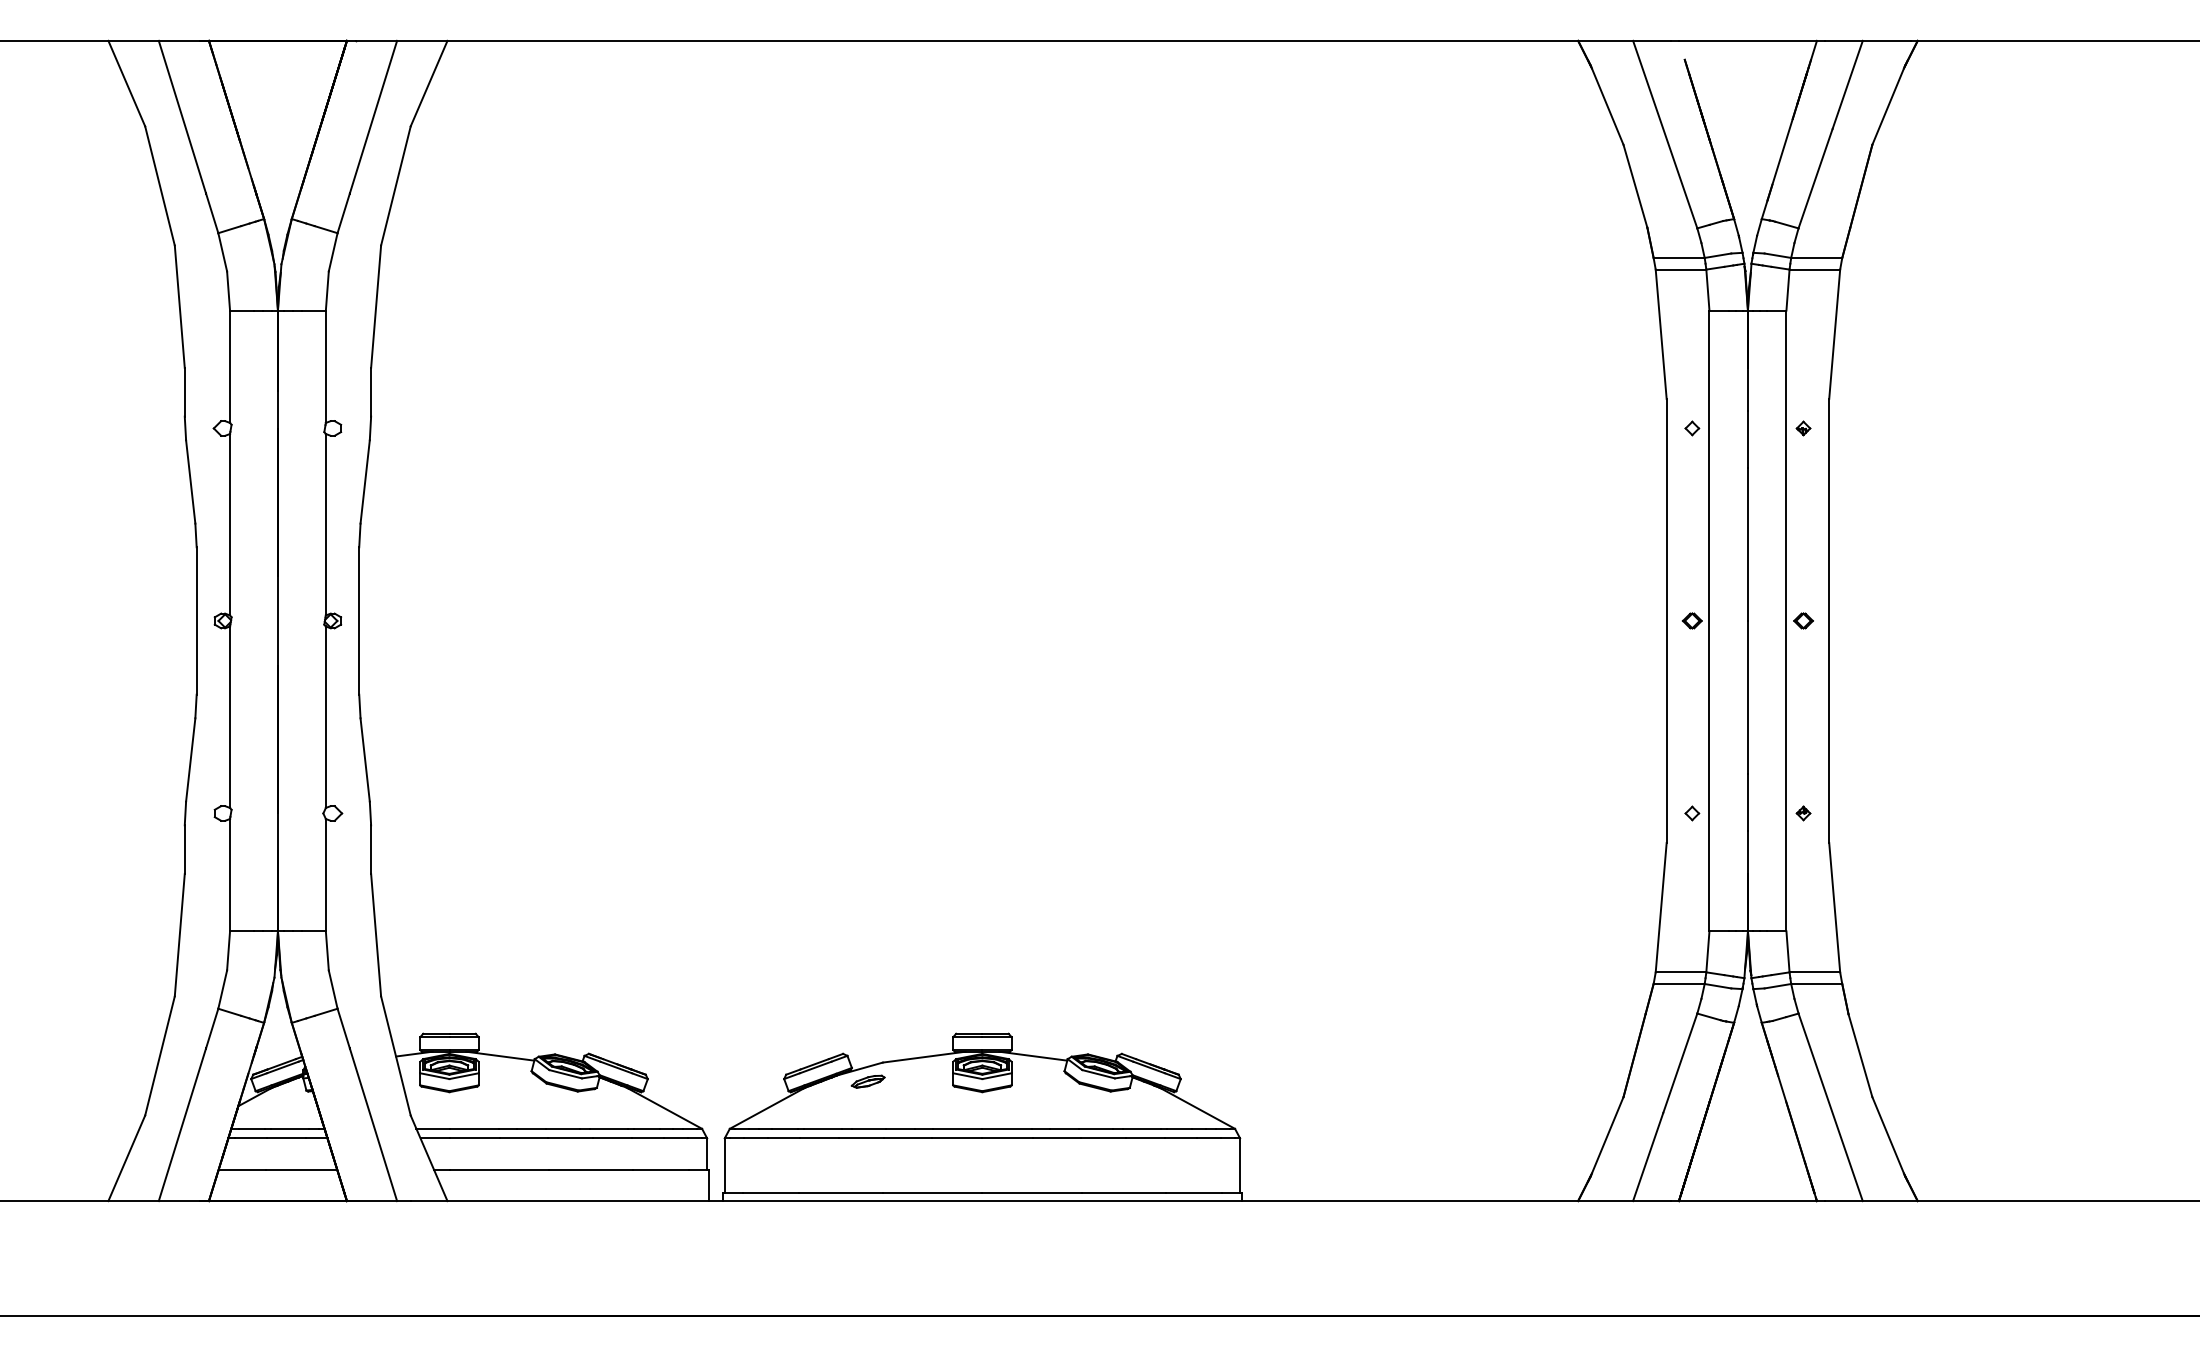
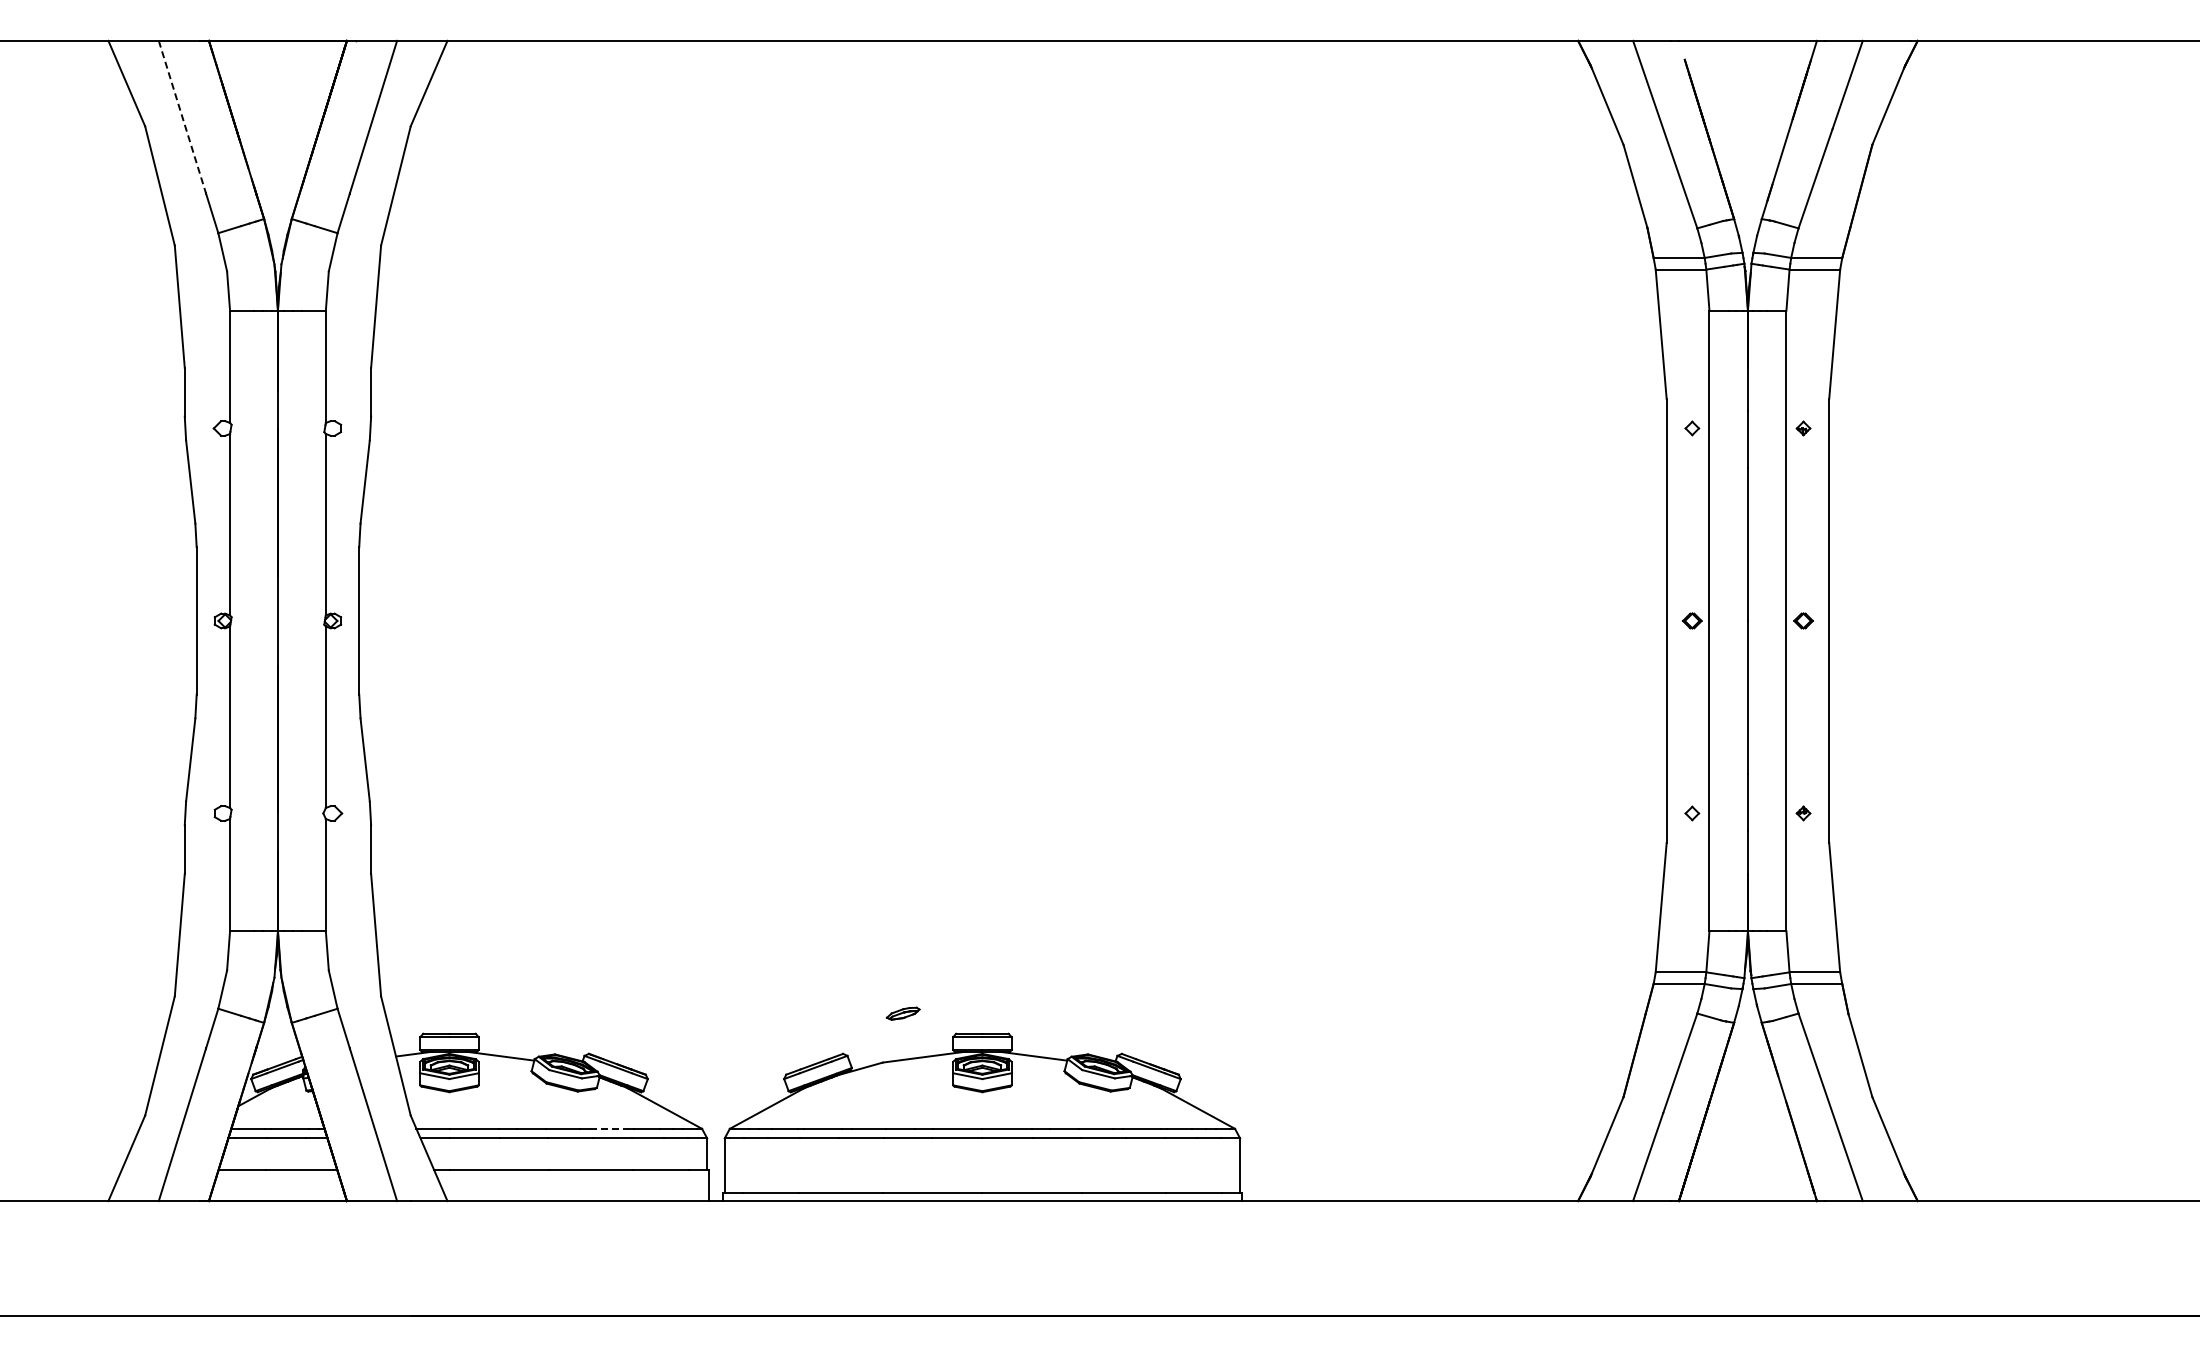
line: solid -> dashed (182, 117)
part position: (867, 1081) -> (902, 1013) (902, 1013)
line: solid -> dashed (609, 1128)
